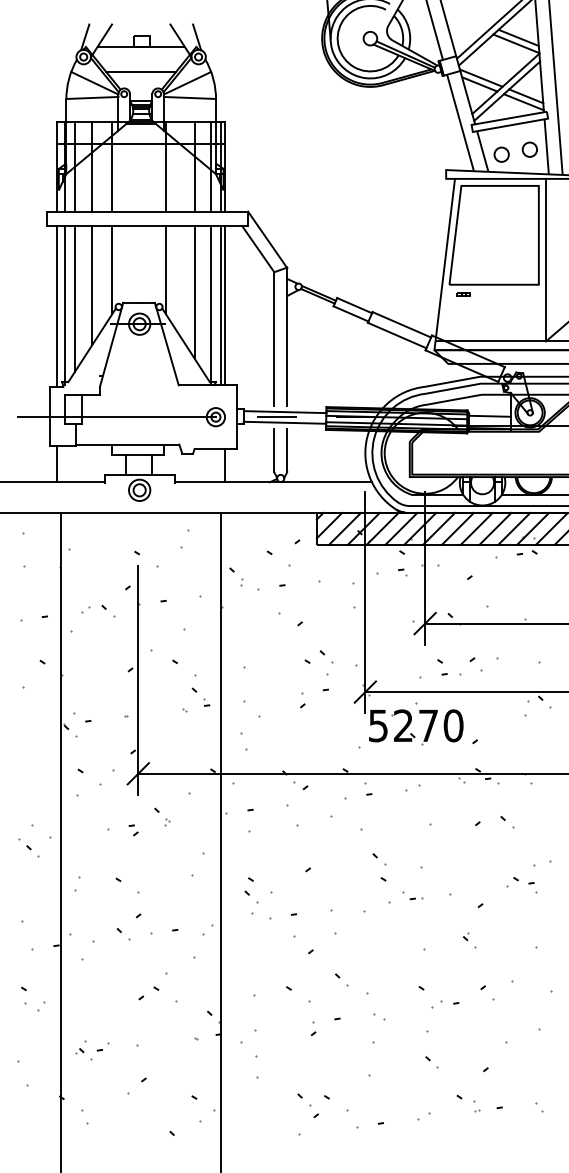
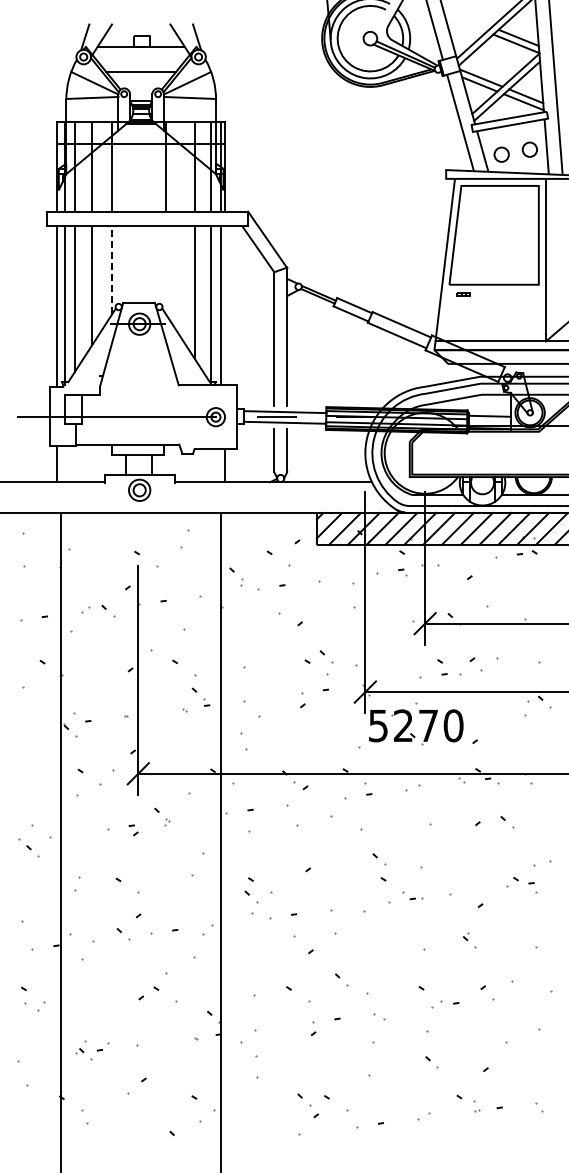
line: solid -> dashed (112, 269)
line: present -> none (165, 269)
line: present -> none (225, 305)
